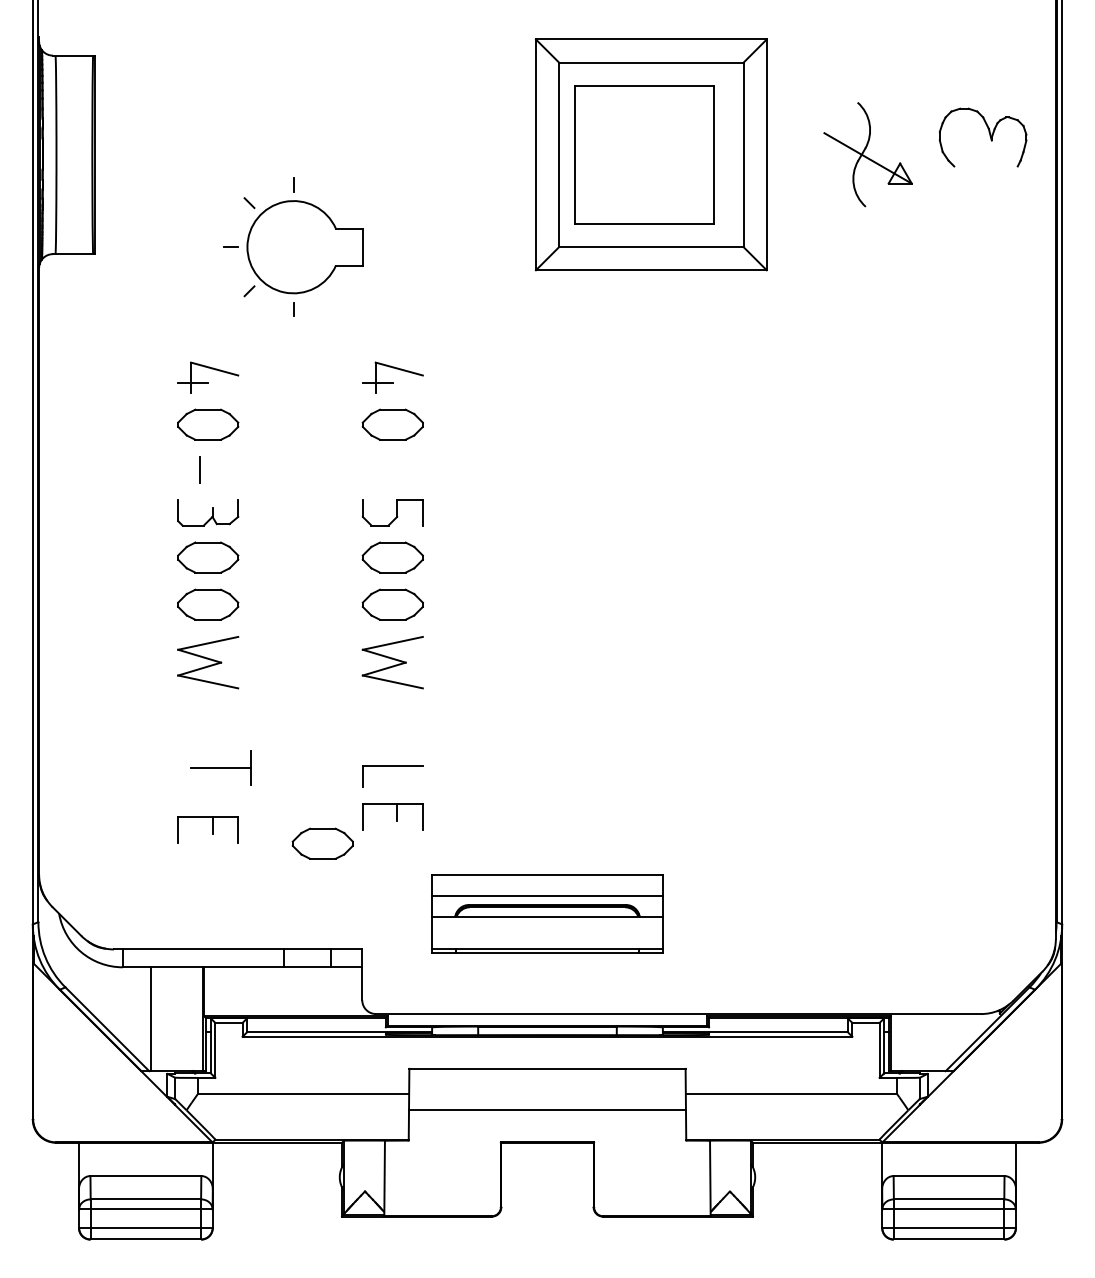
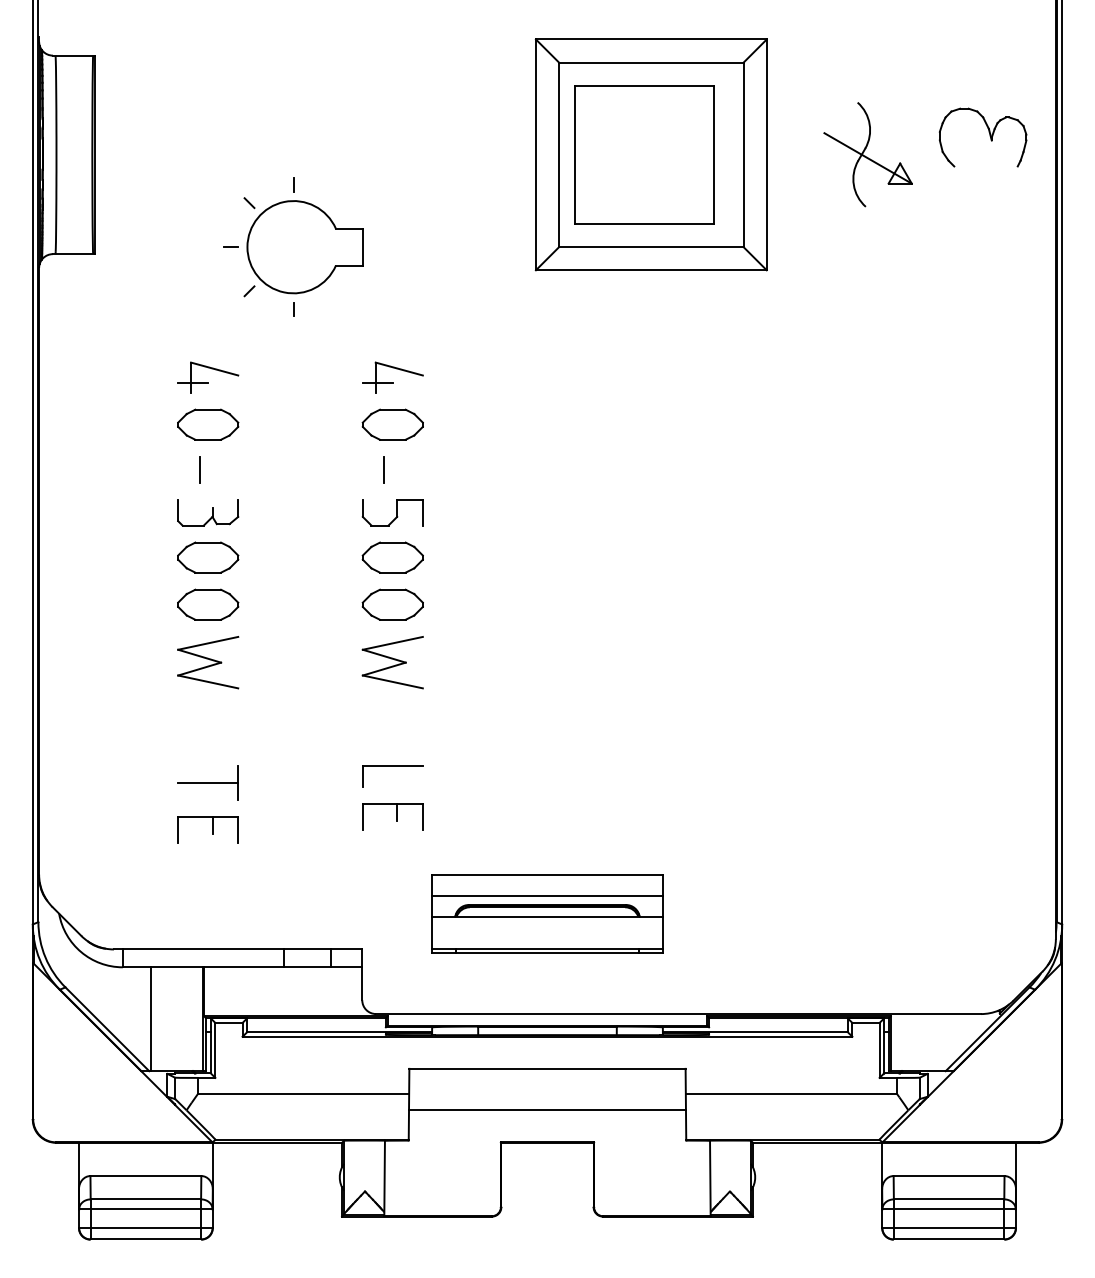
line: none -> present (384, 469)
part position: (220, 767) -> (207, 782) (207, 782)
part: present -> none (322, 843)
